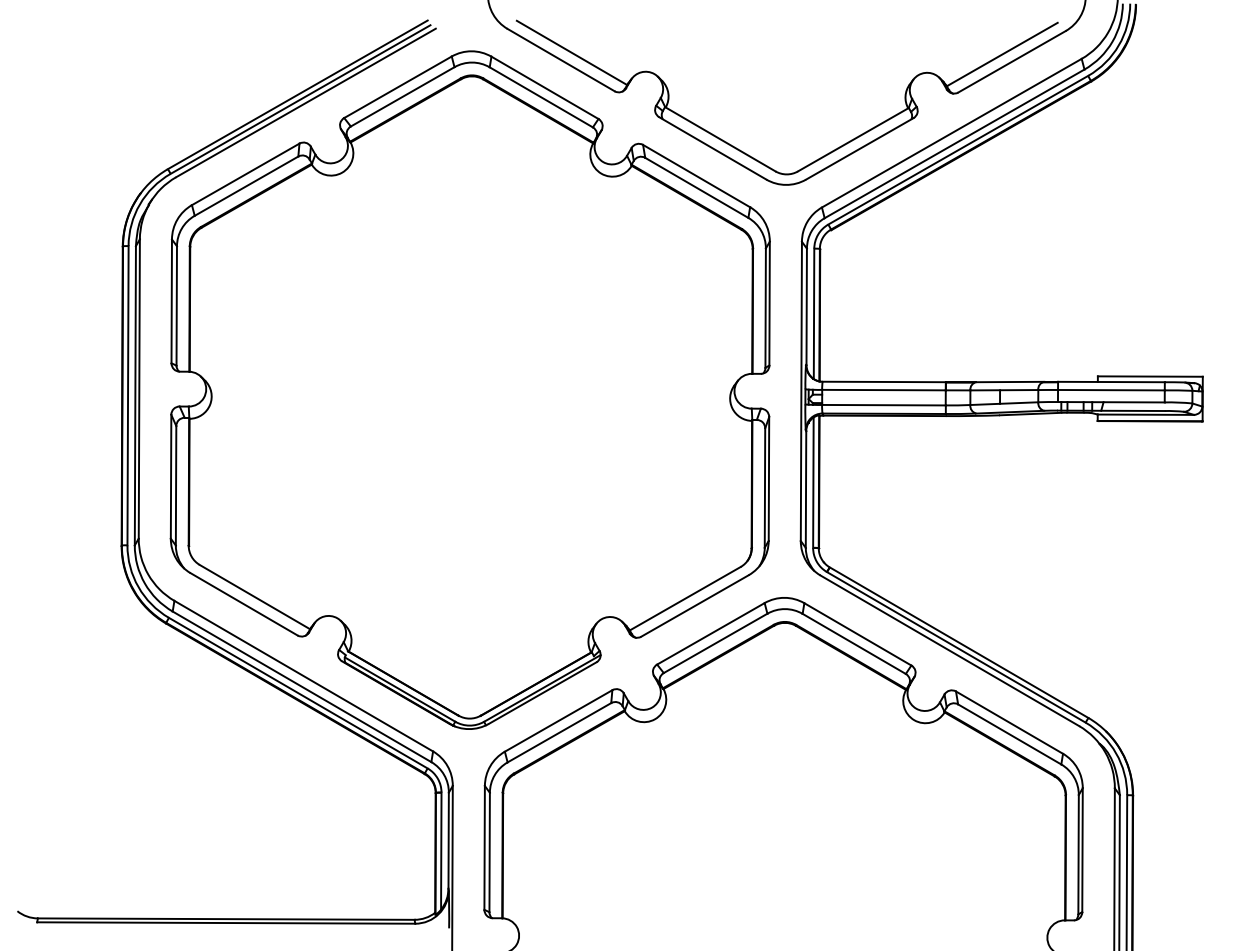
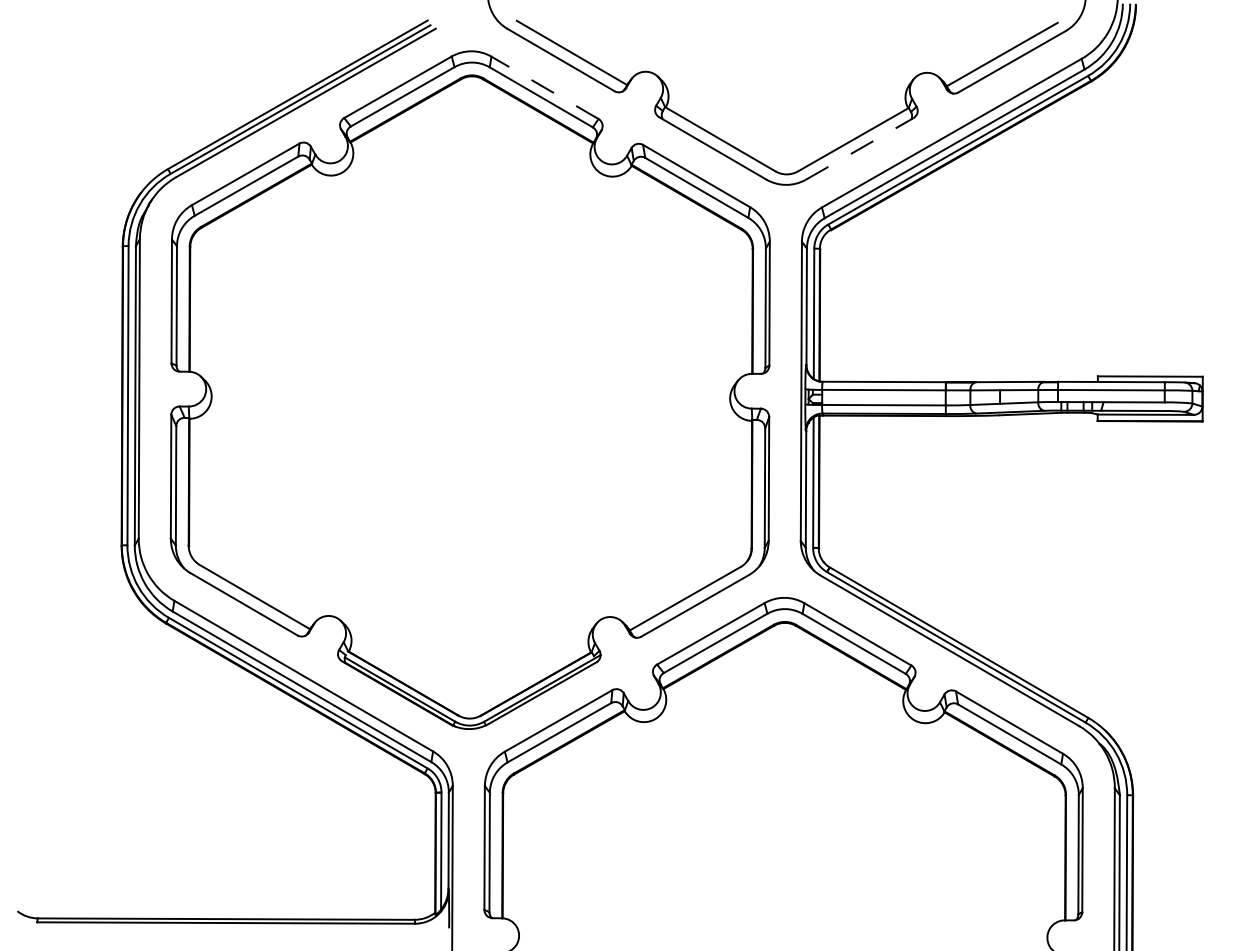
line: solid -> dashed (544, 87)
line: solid -> dashed (859, 148)
